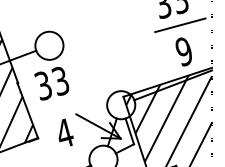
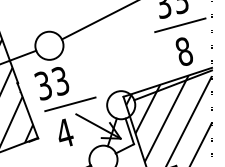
line: none -> present (98, 20)
text: 9 -> 8 (183, 51)
line: none -> present (70, 104)
